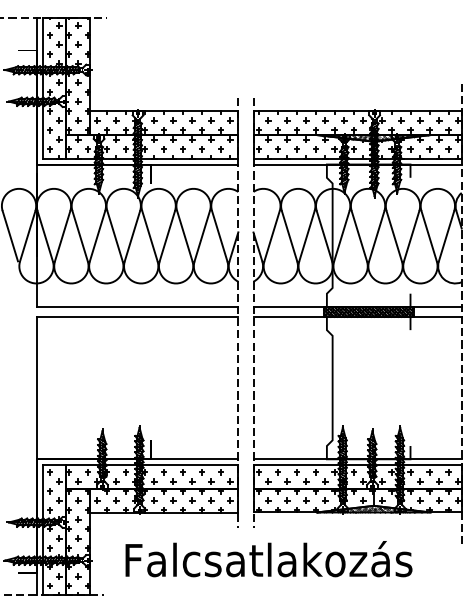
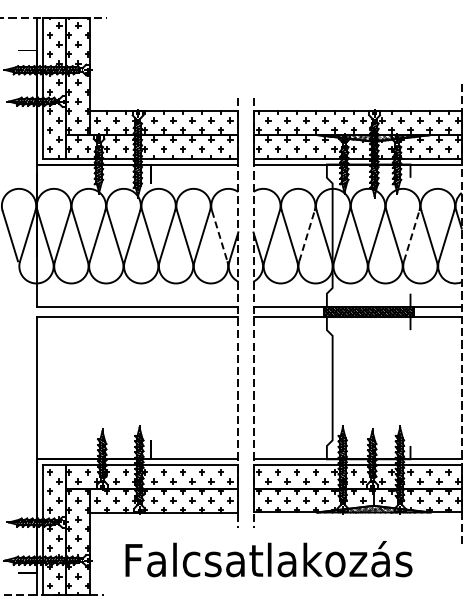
line: solid -> dashed (307, 235)
line: solid -> dashed (411, 235)
line: solid -> dashed (219, 236)
